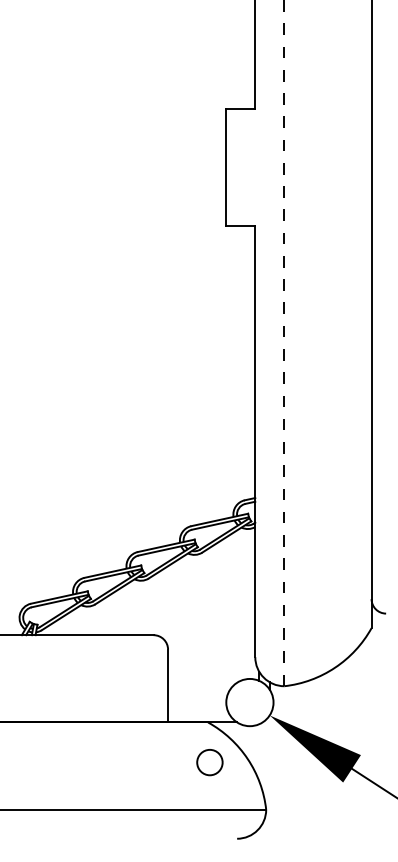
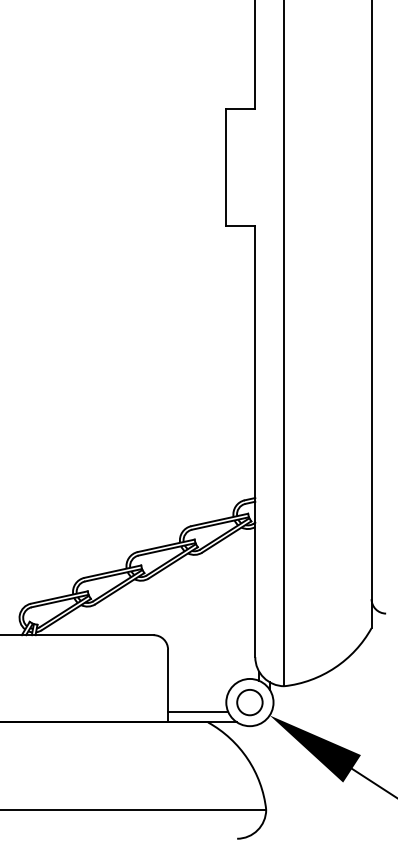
line: dashed -> solid (284, 343)
line: none -> present (198, 712)
circle position: (209, 762) -> (249, 702) (249, 702)
